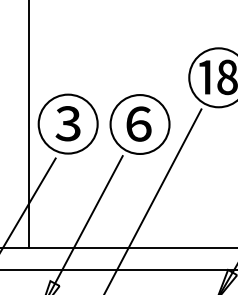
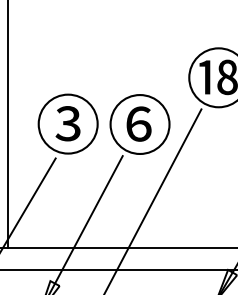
line position: (29, 125) -> (8, 125) (8, 125)
